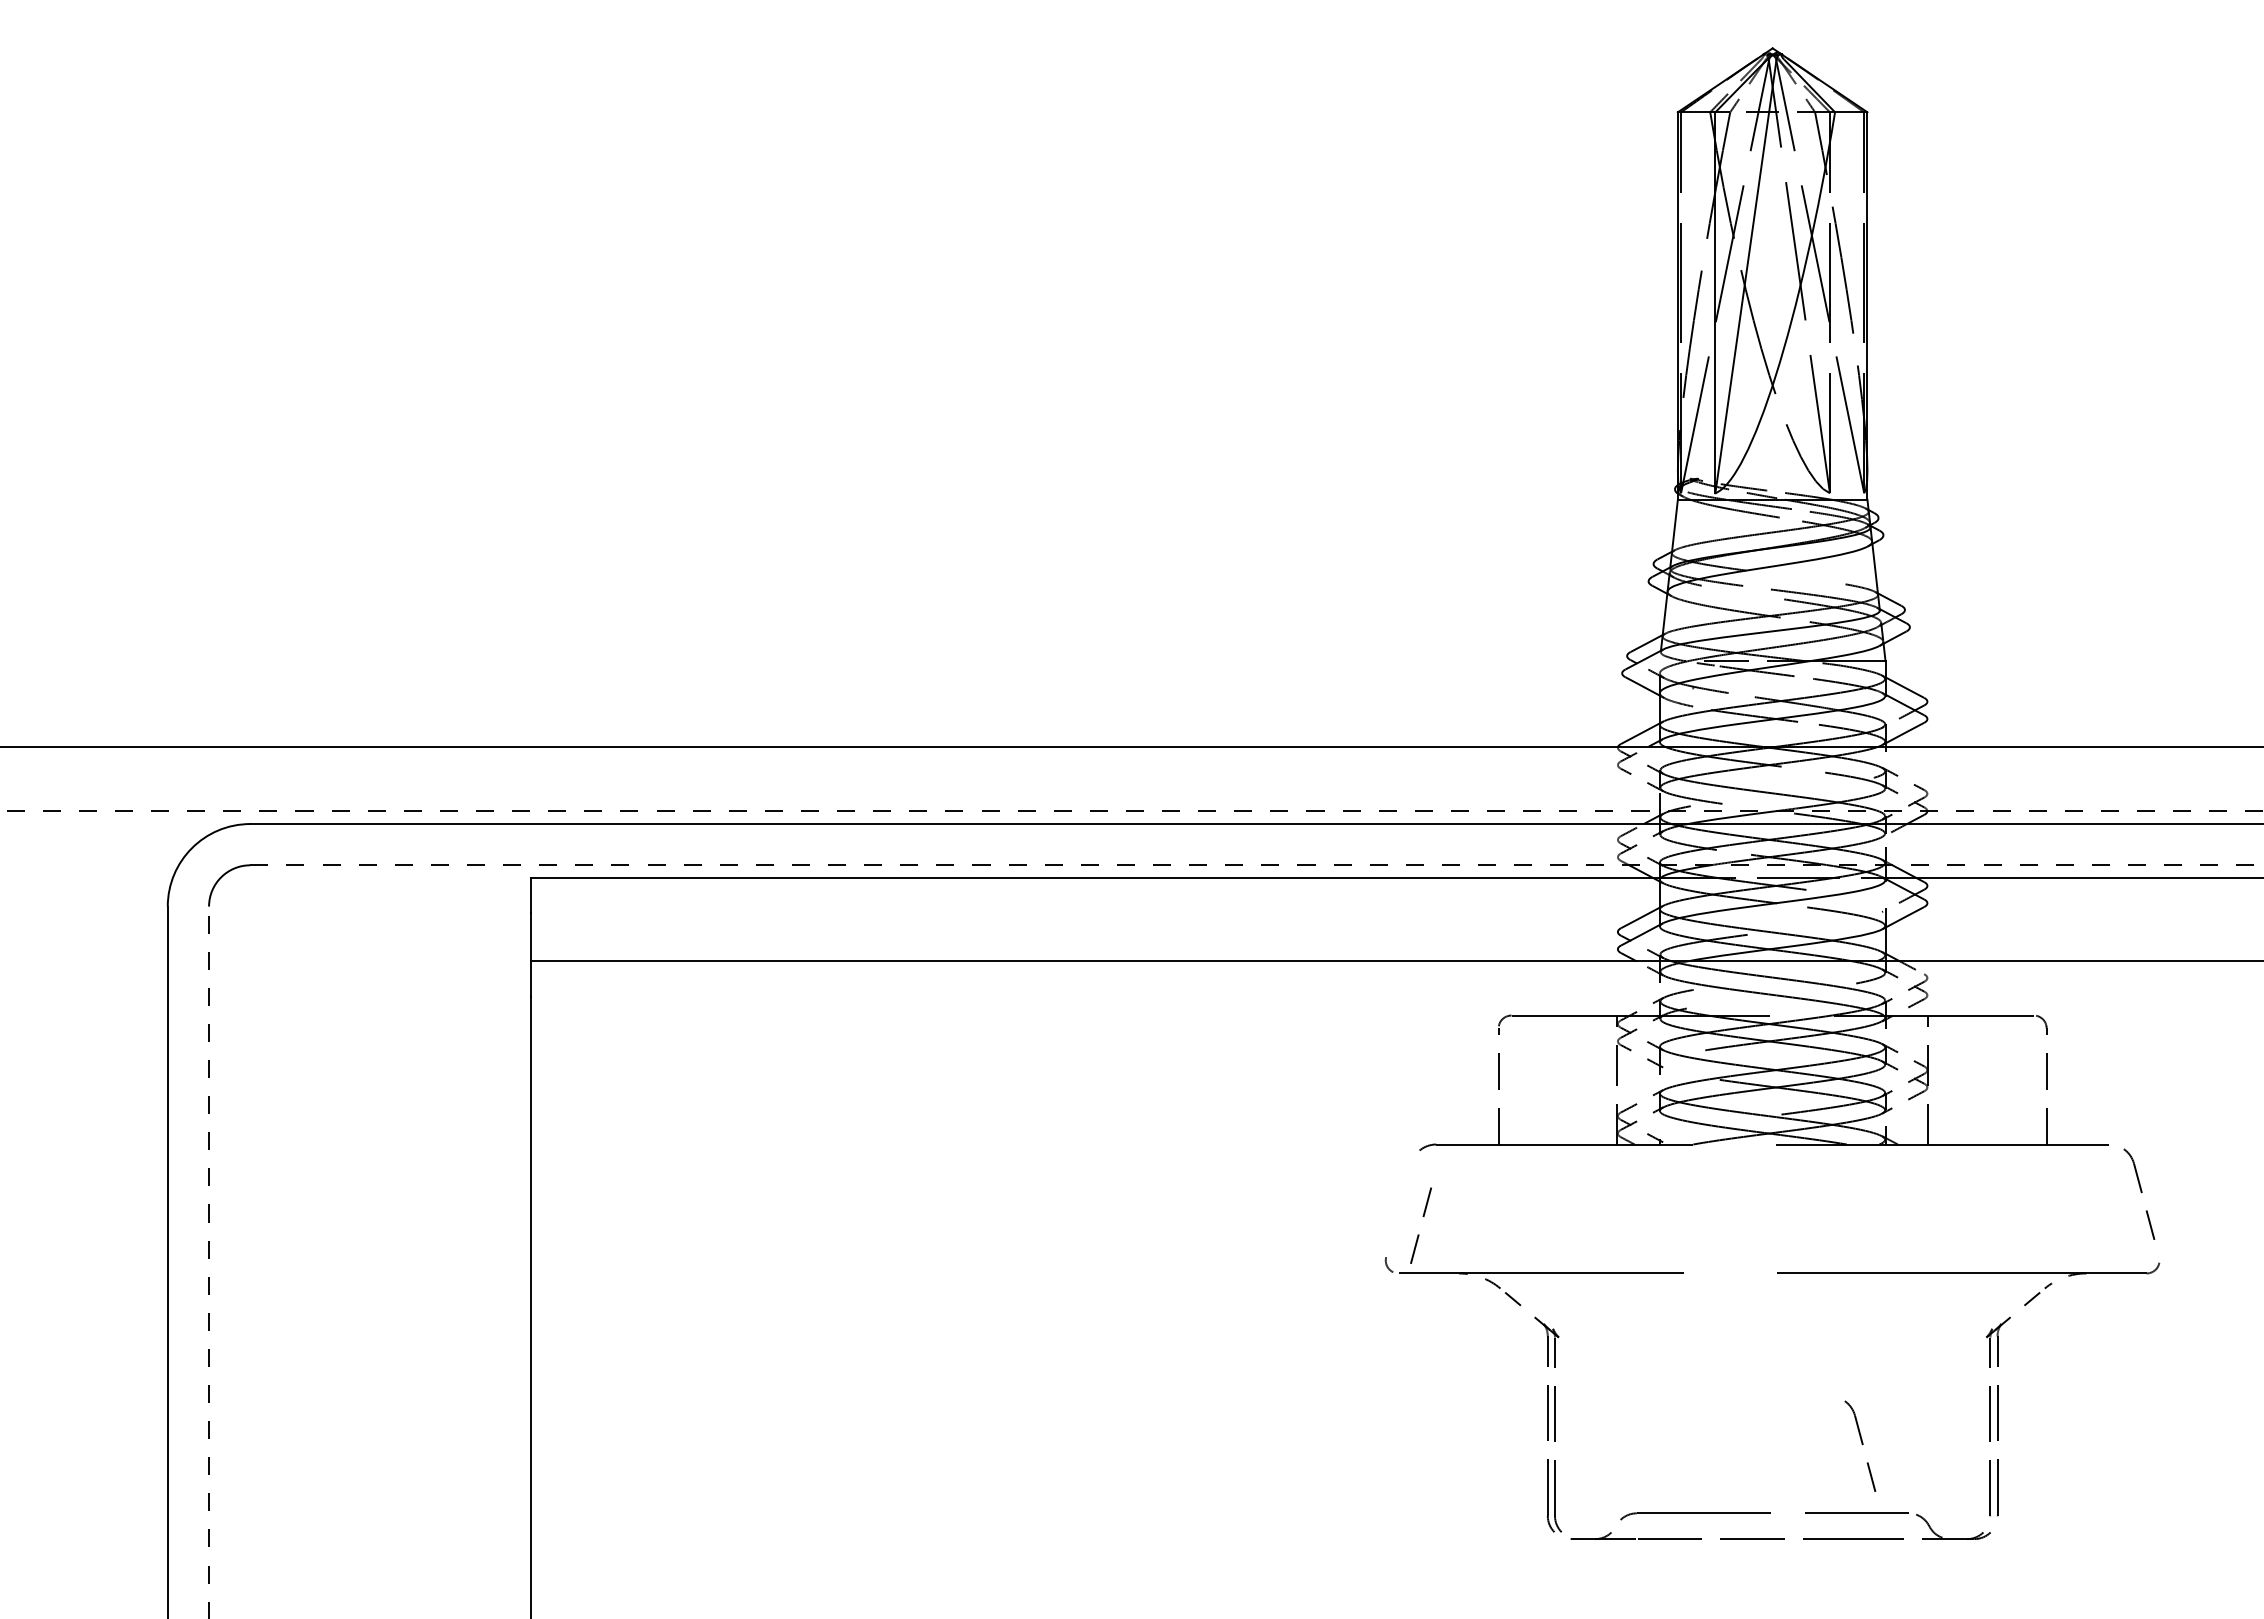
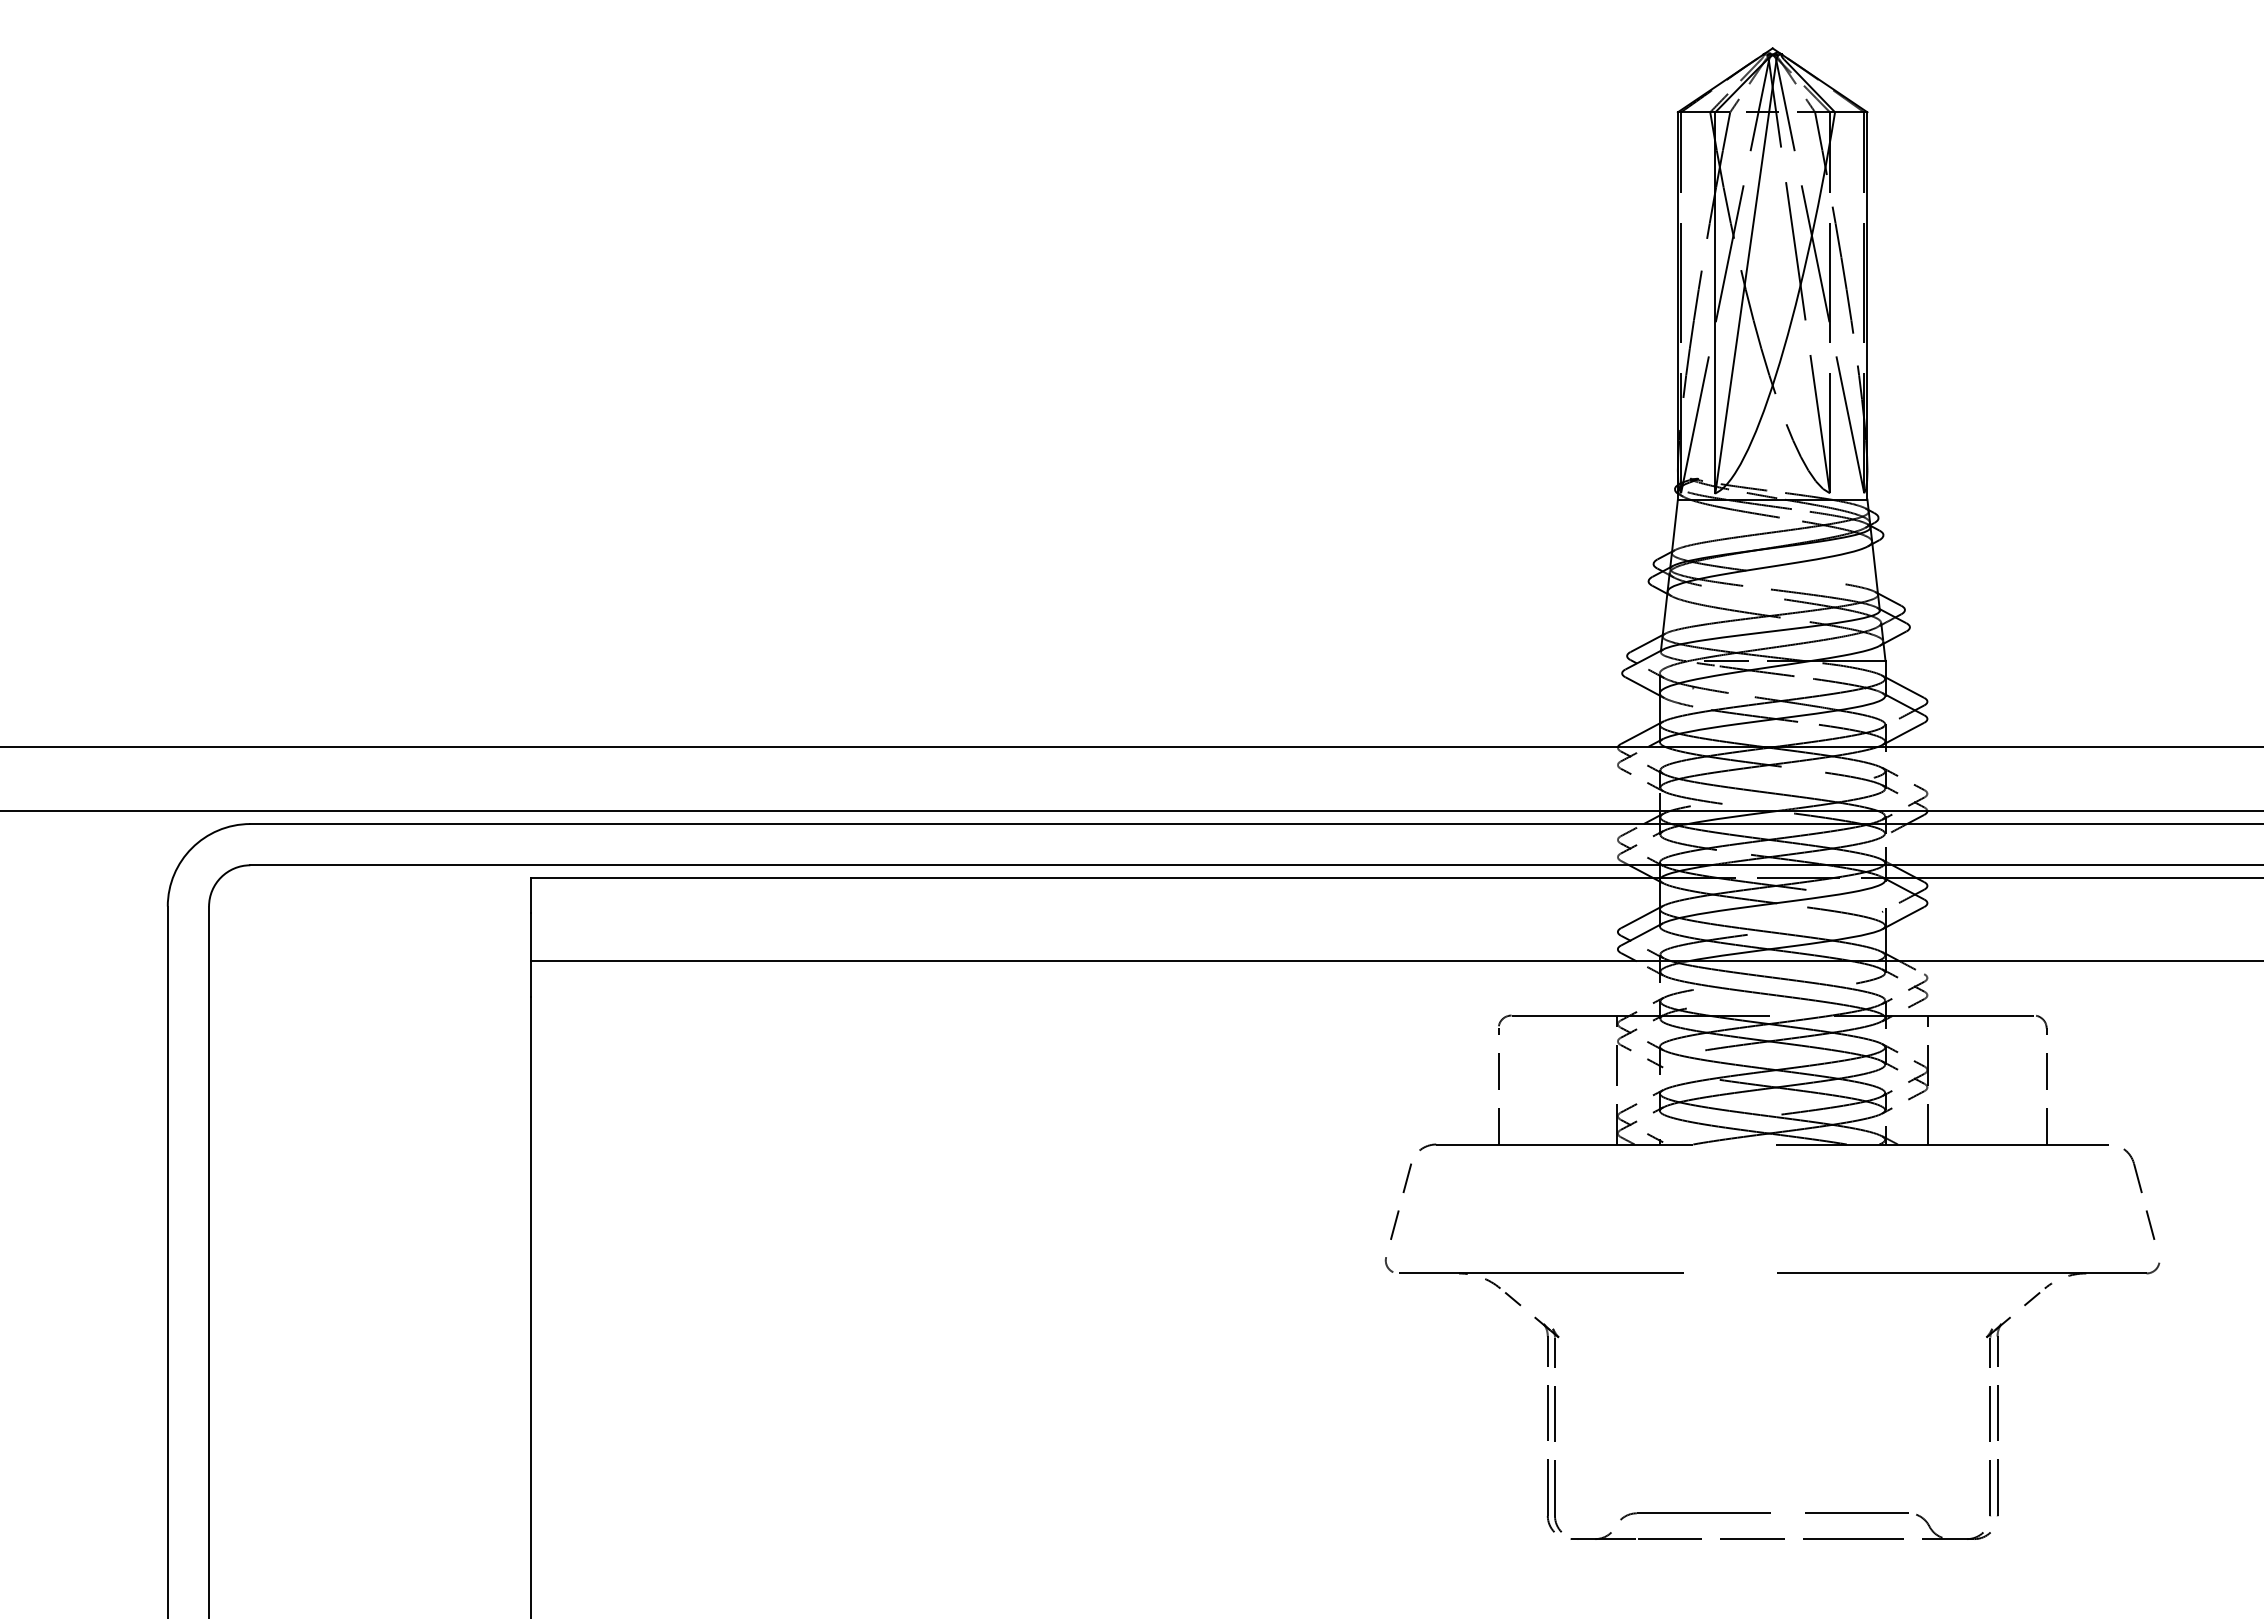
line: dashed -> solid (1132, 811)
line: dashed -> solid (1256, 865)
line position: (1419, 1234) -> (1399, 1210) (1399, 1210)
line: dashed -> solid (209, 1262)
part: present -> none (1860, 1445)
